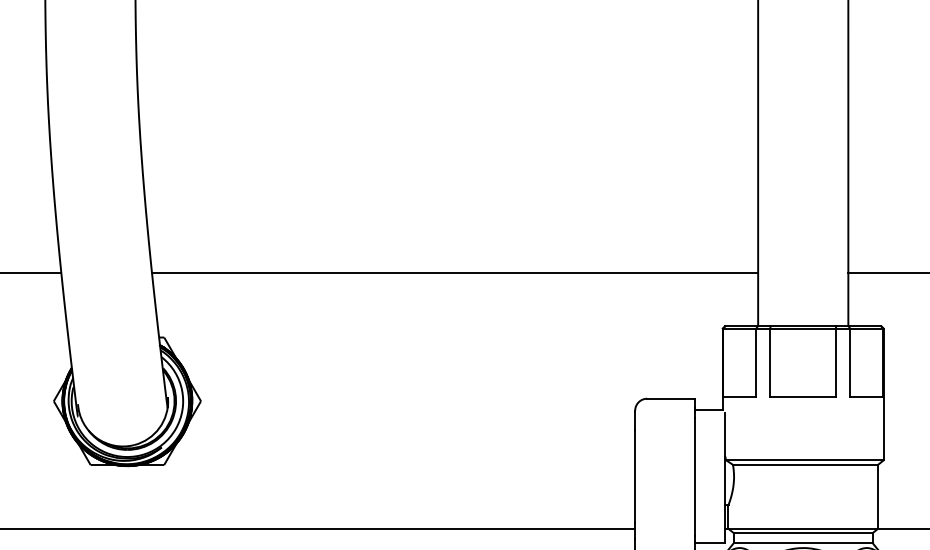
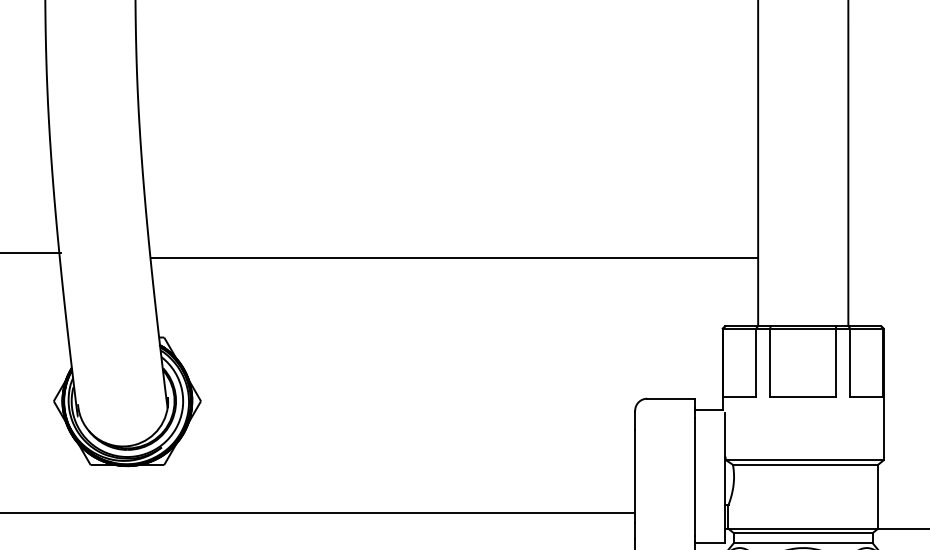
line position: (31, 273) -> (31, 253) (31, 253)
line position: (455, 273) -> (455, 258) (455, 258)
line: present -> none (887, 273)
line position: (318, 529) -> (318, 513) (318, 513)
